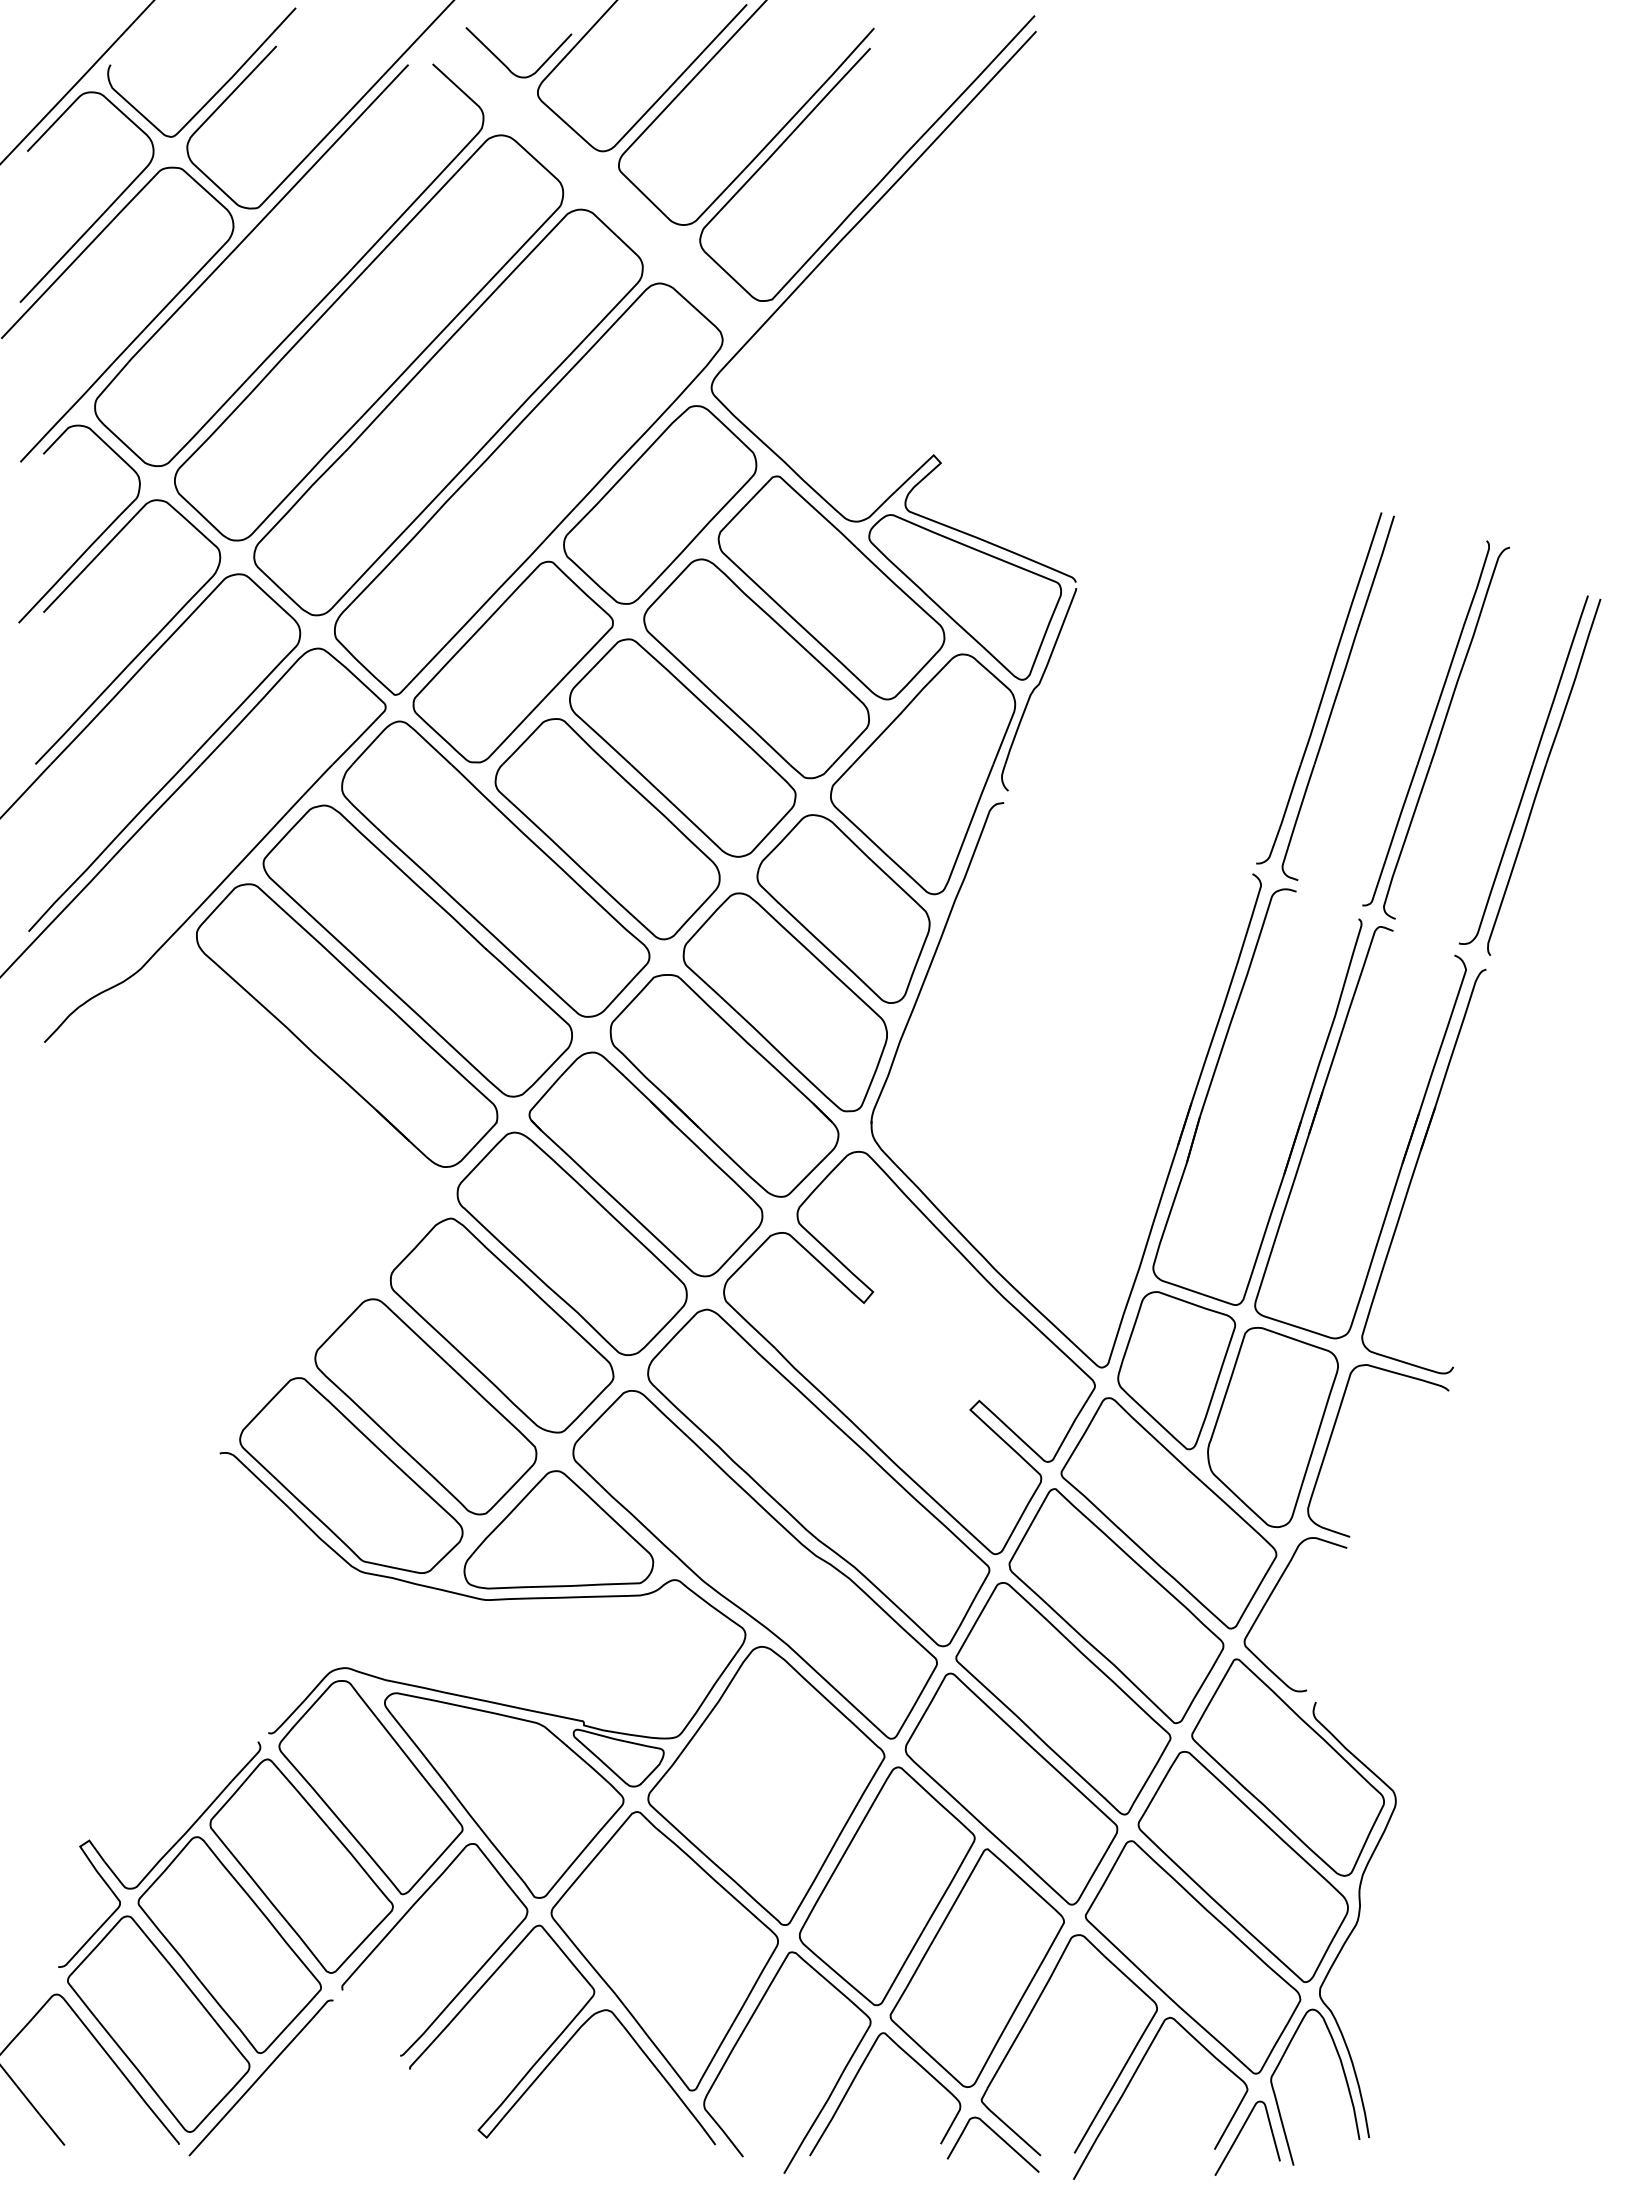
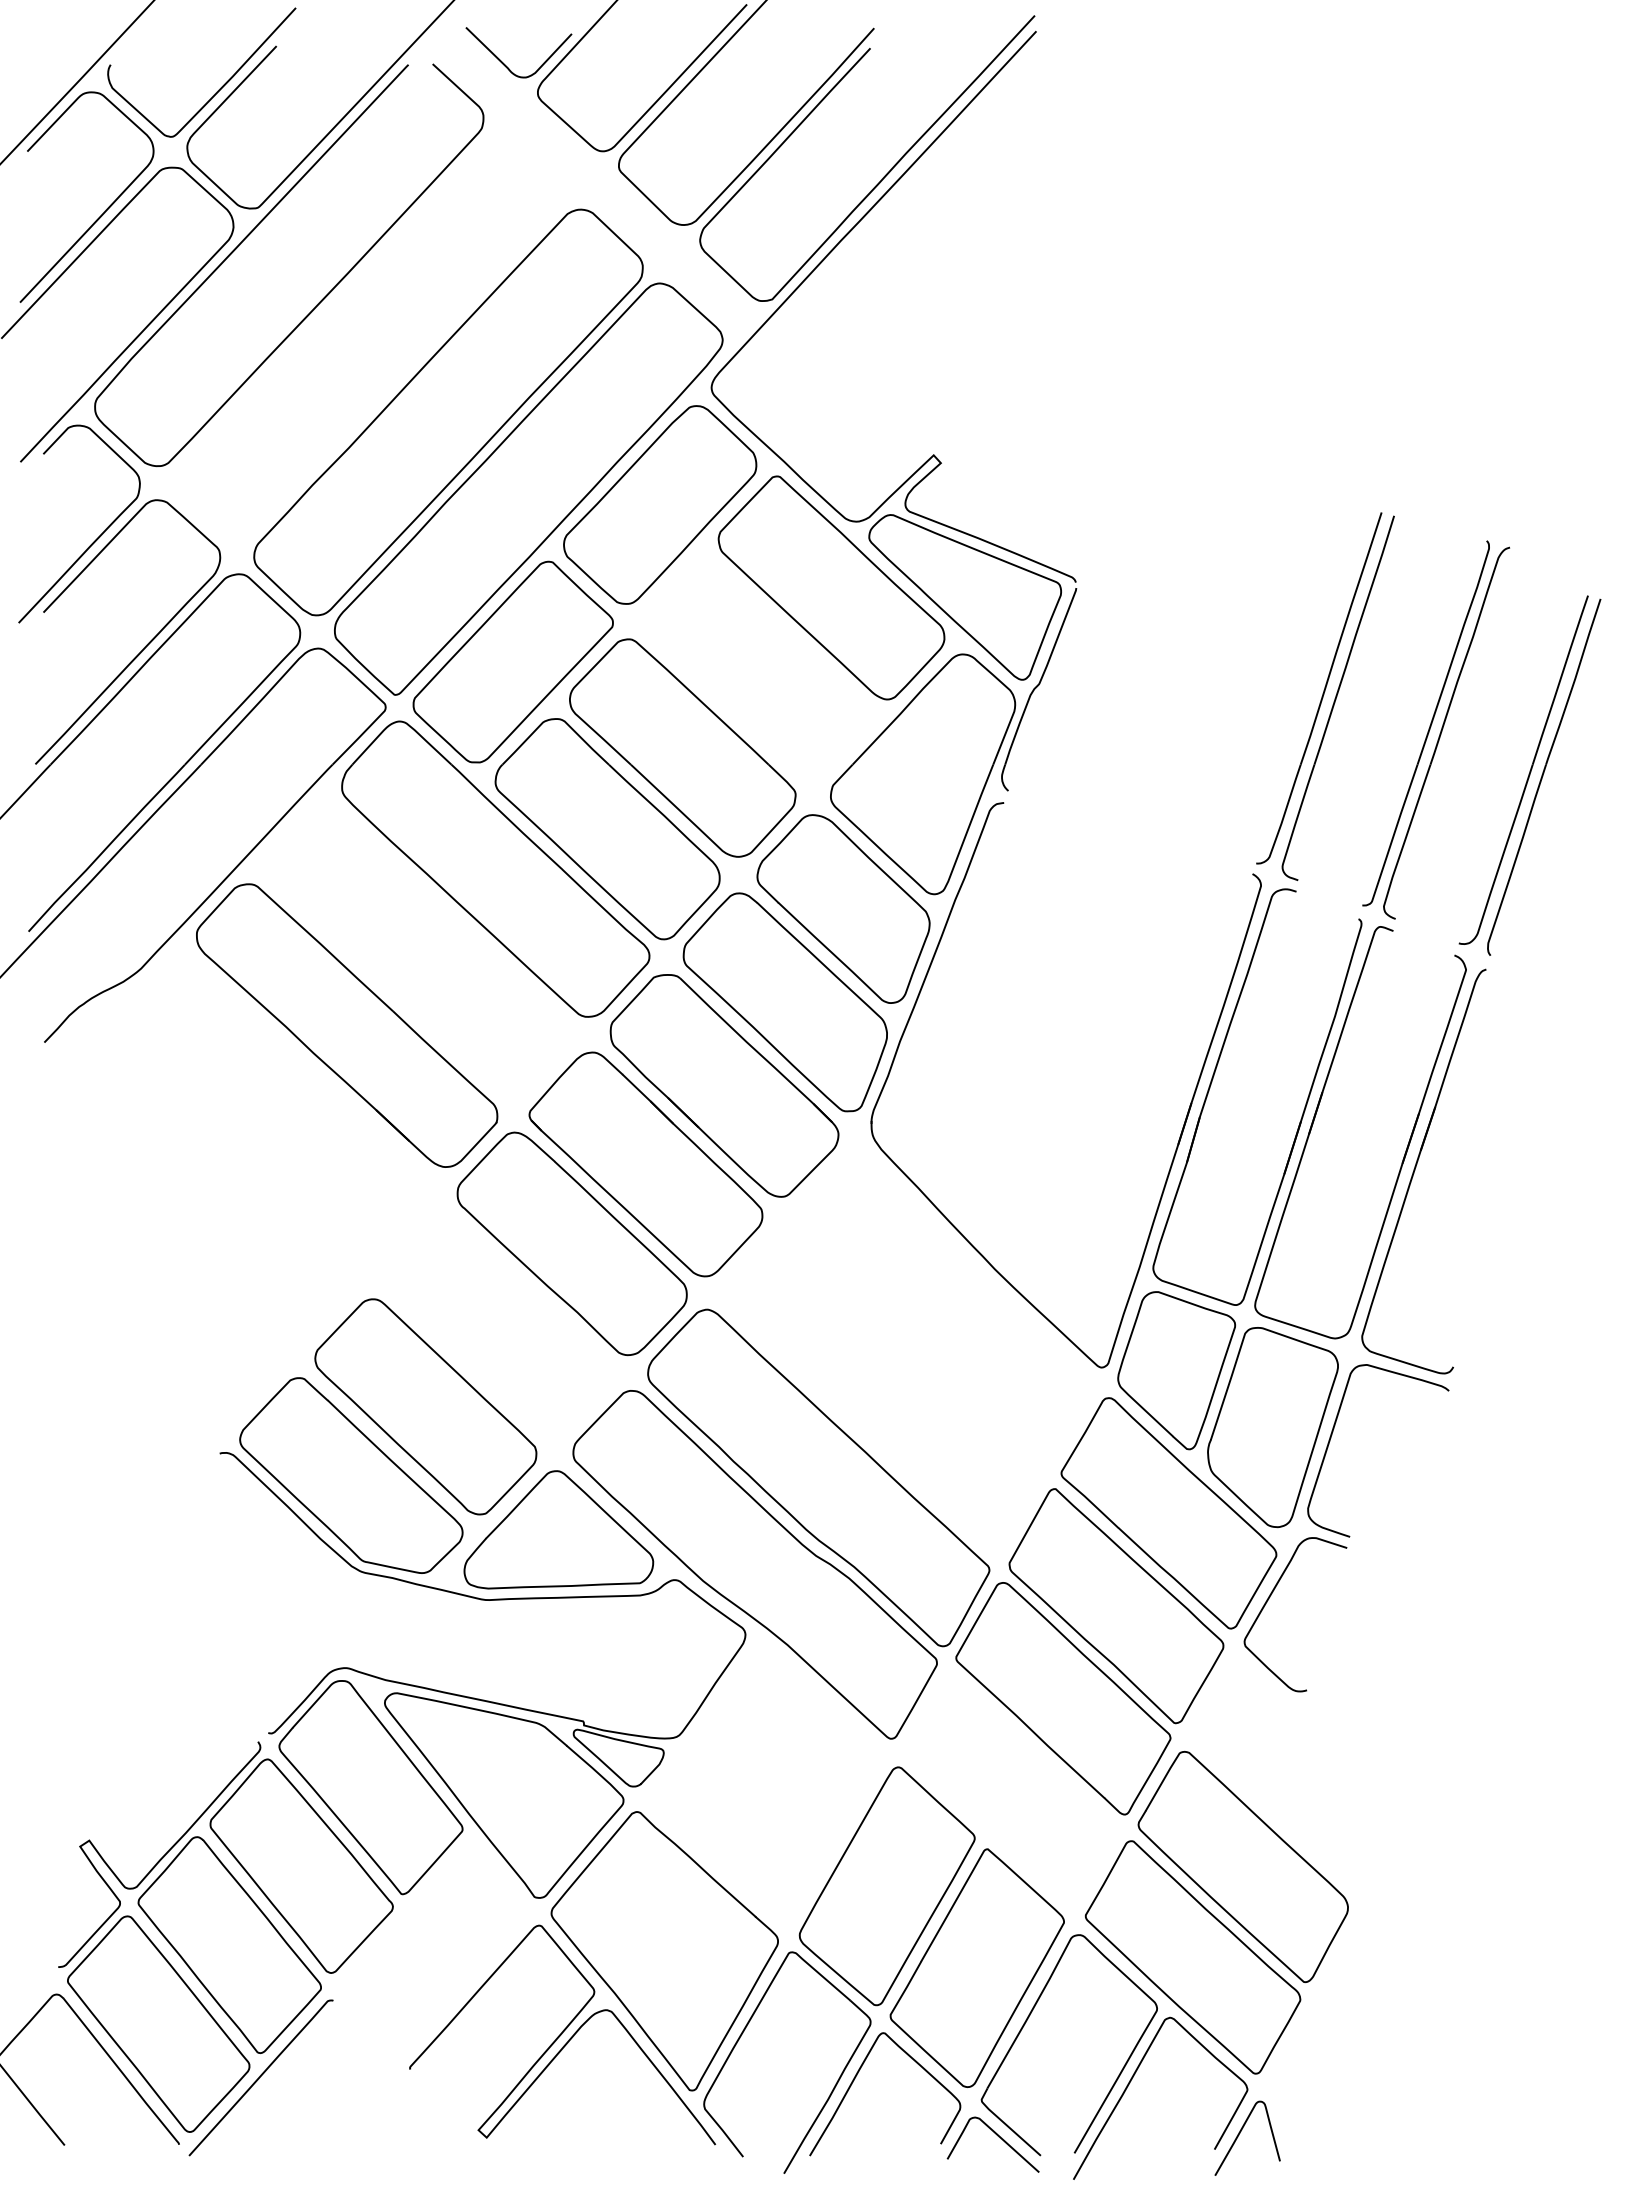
part: present -> none (369, 337)
part: present -> none (756, 668)
curve: present -> none (384, 982)
curve: present -> none (530, 1290)
part: present -> none (909, 1352)
curve: present -> none (1041, 1757)
part: present -> none (766, 1785)
part: present -> none (1327, 1866)
curve: present -> none (402, 1919)
